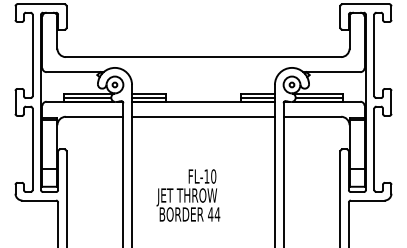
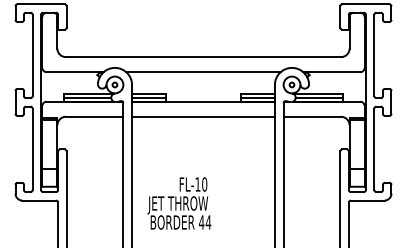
line: none -> present (203, 72)
text position: (188, 195) -> (179, 203) (179, 203)
